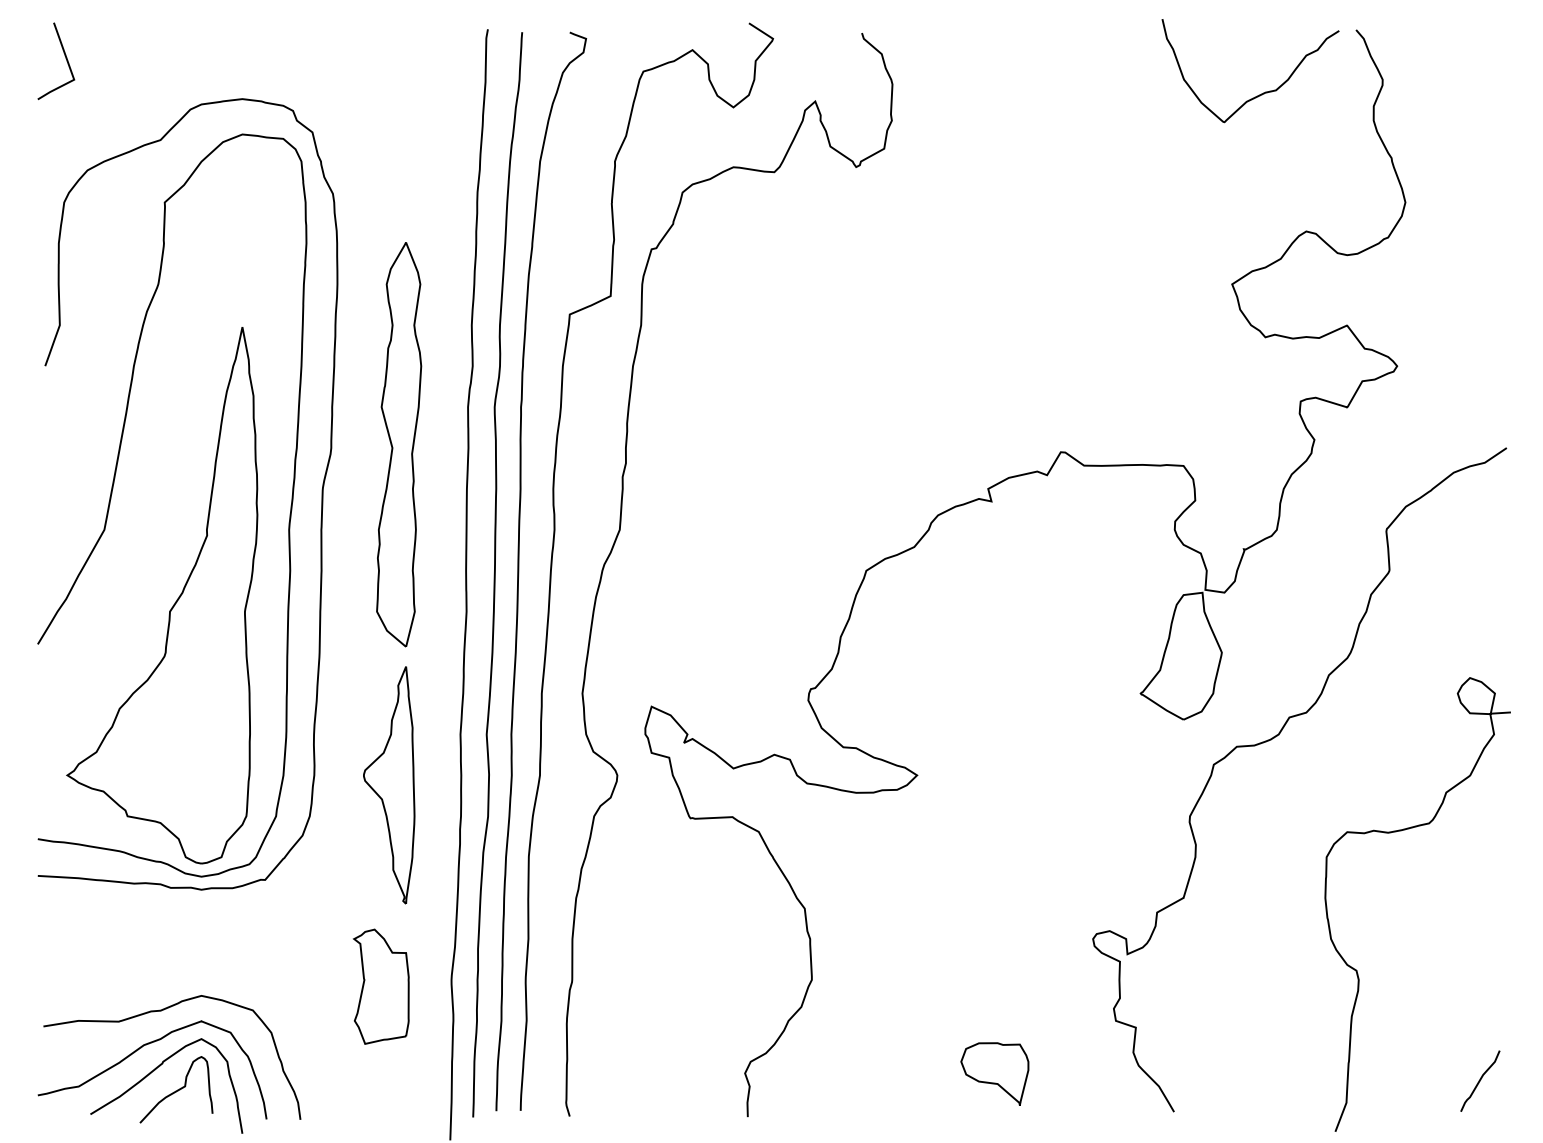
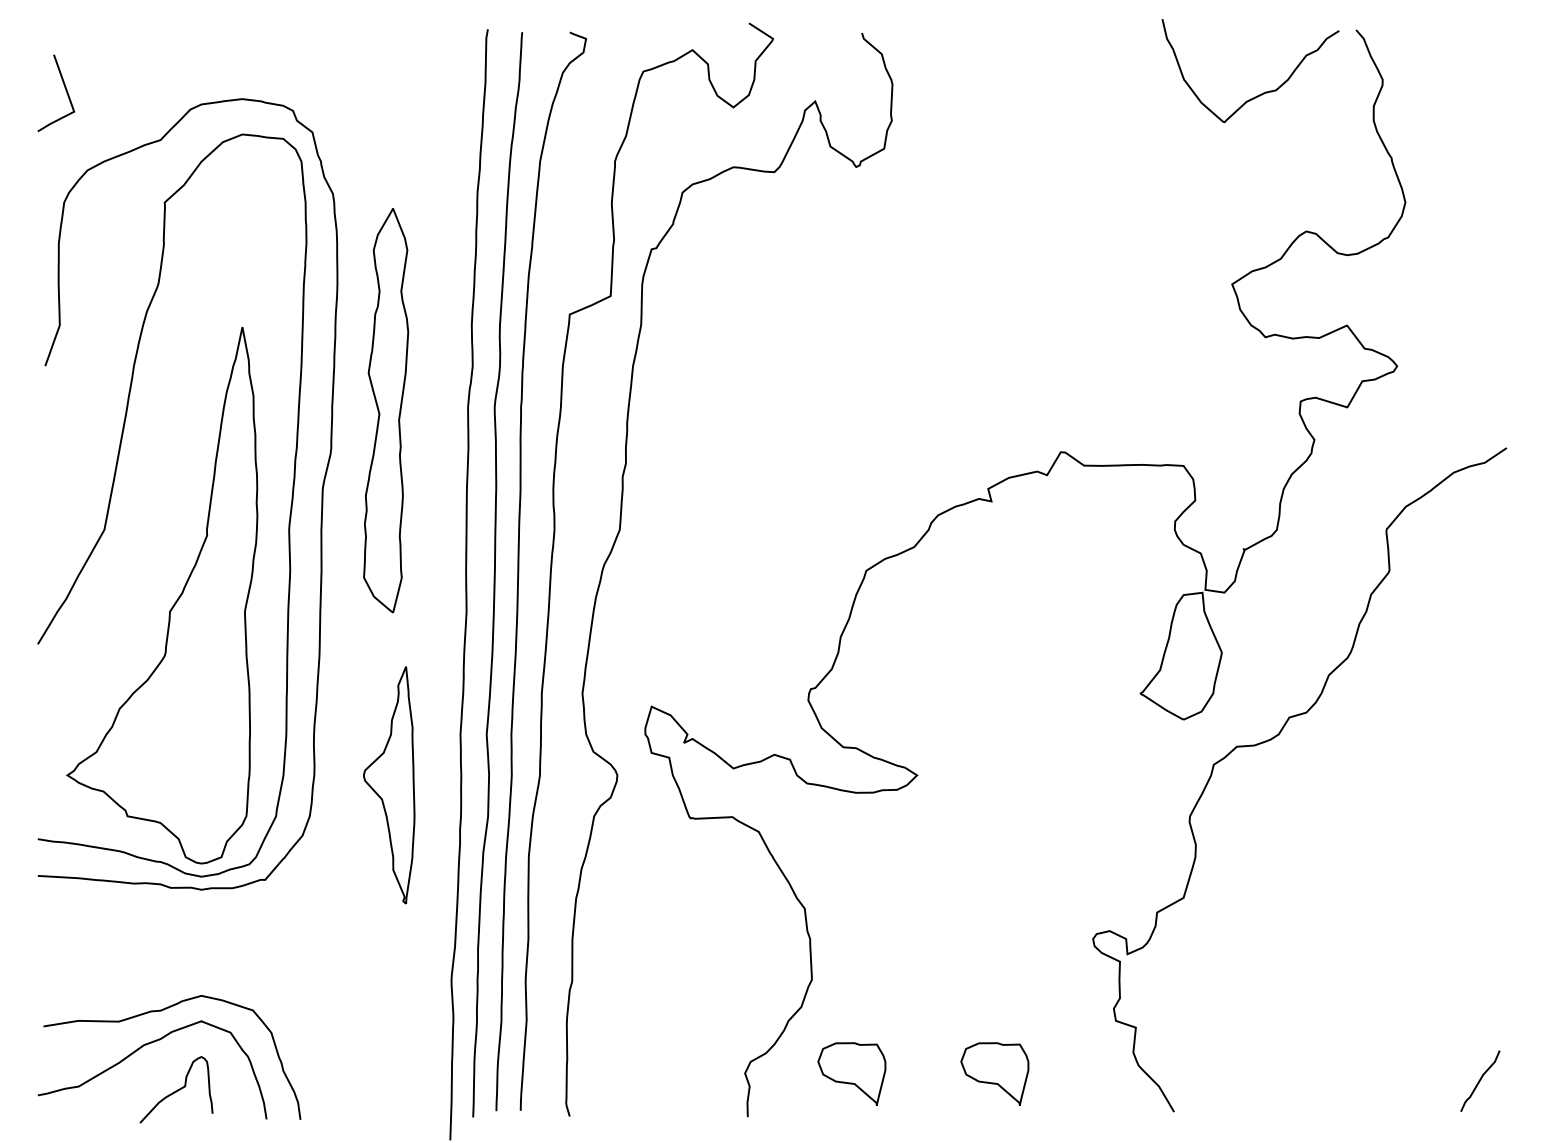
curve position: (65, 58) -> (65, 90) (65, 90)
part position: (399, 444) -> (386, 410) (386, 410)
curve: present -> none (1401, 831)
part: present -> none (380, 986)
curve: present -> none (155, 1070)
part: none -> present (851, 1073)
